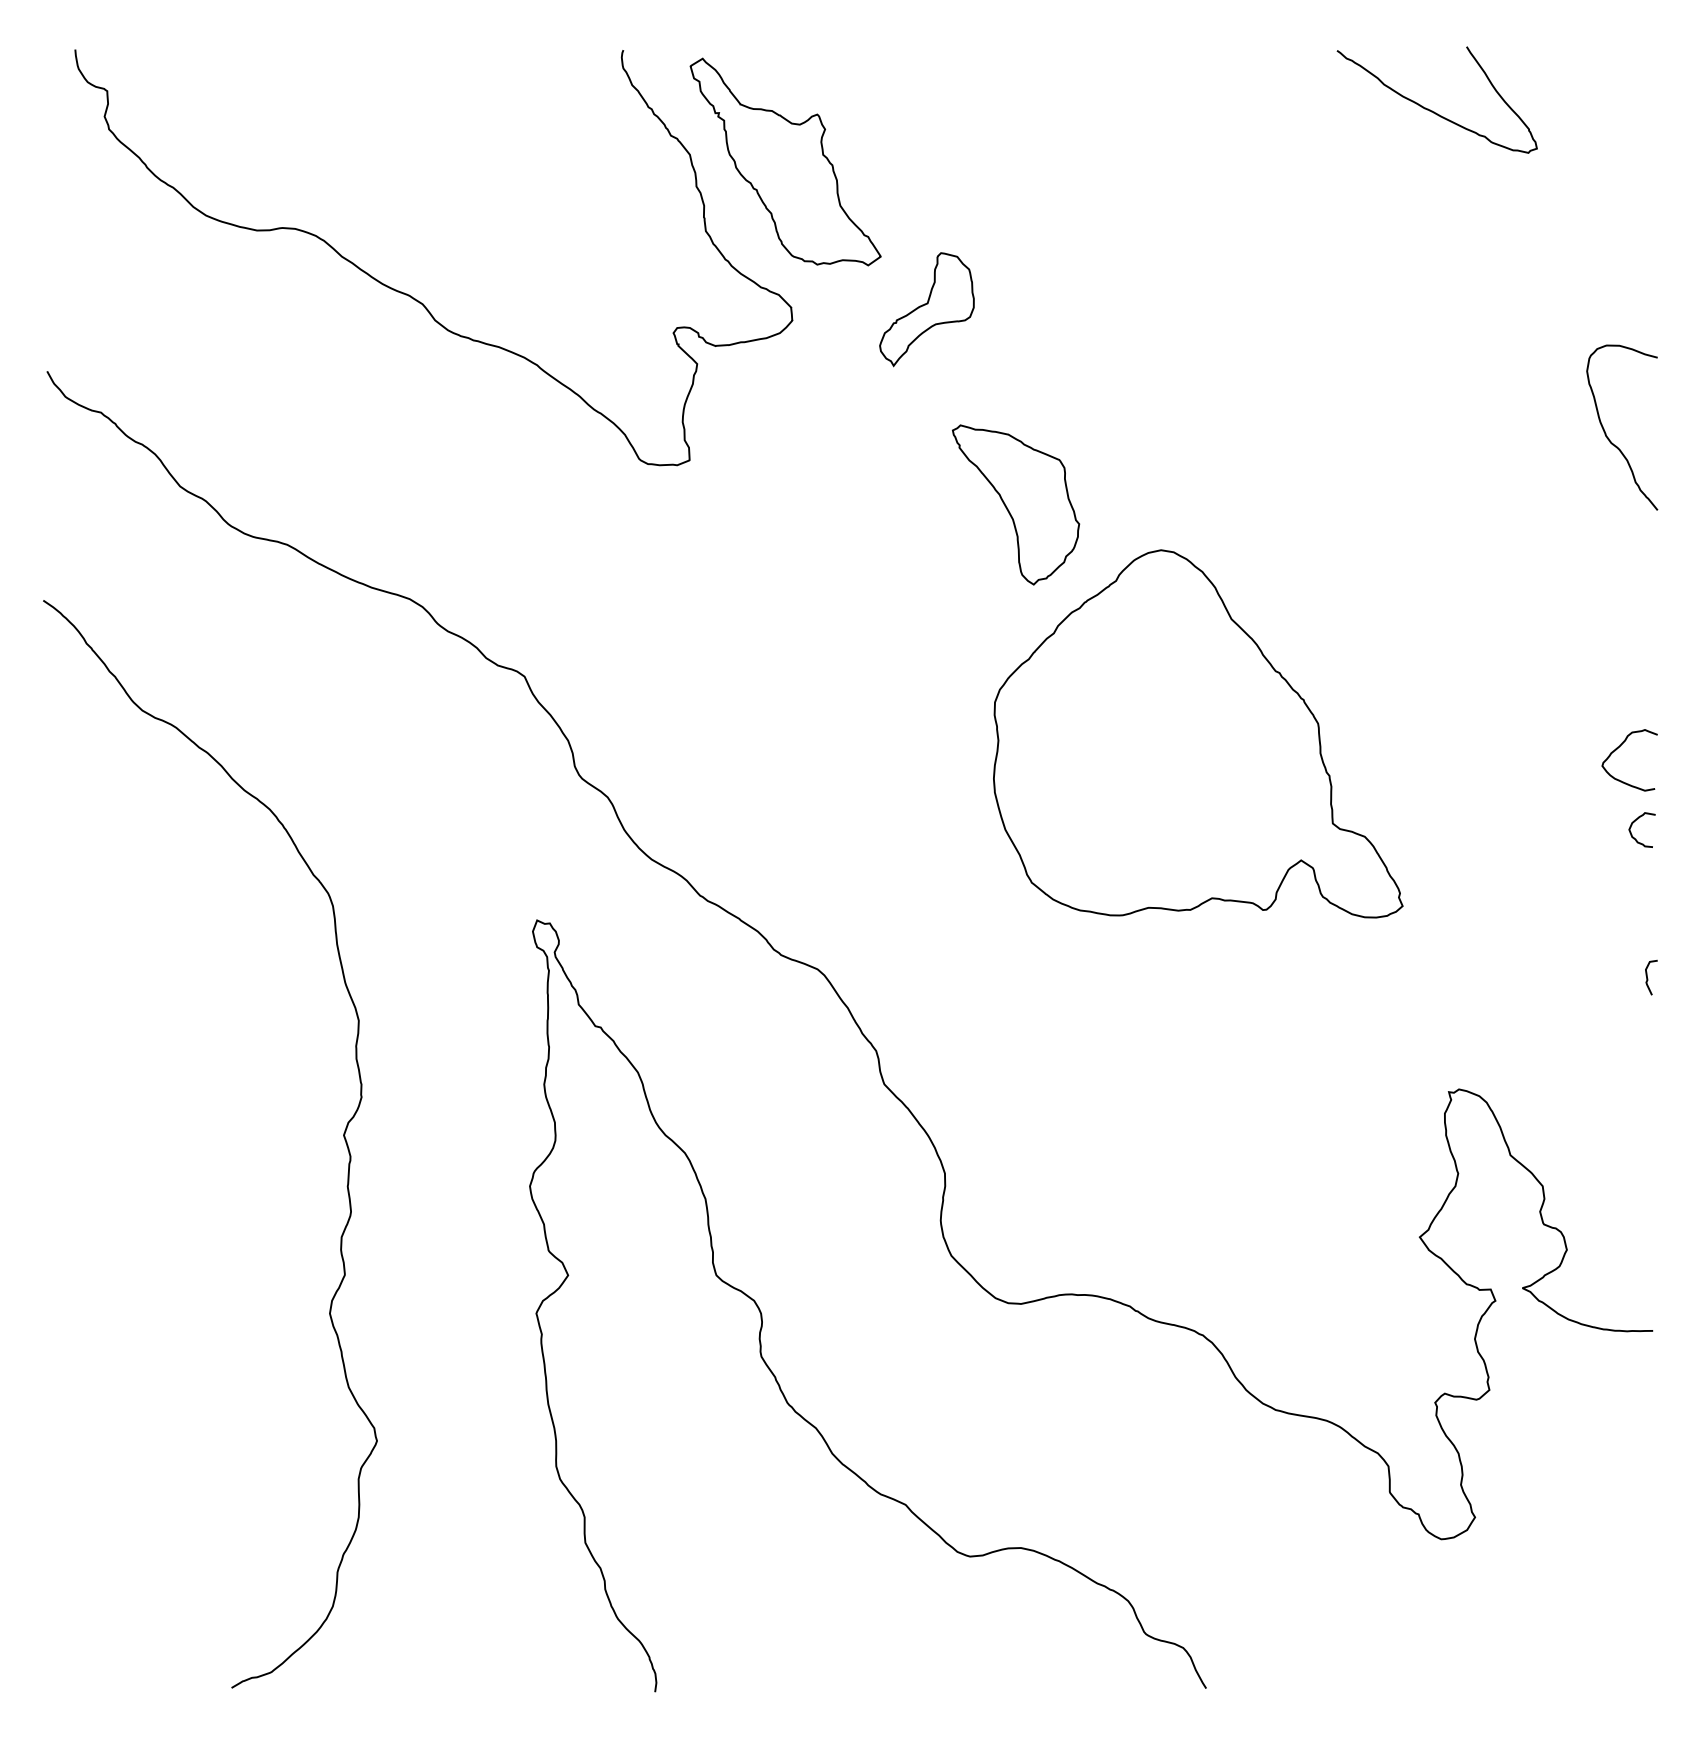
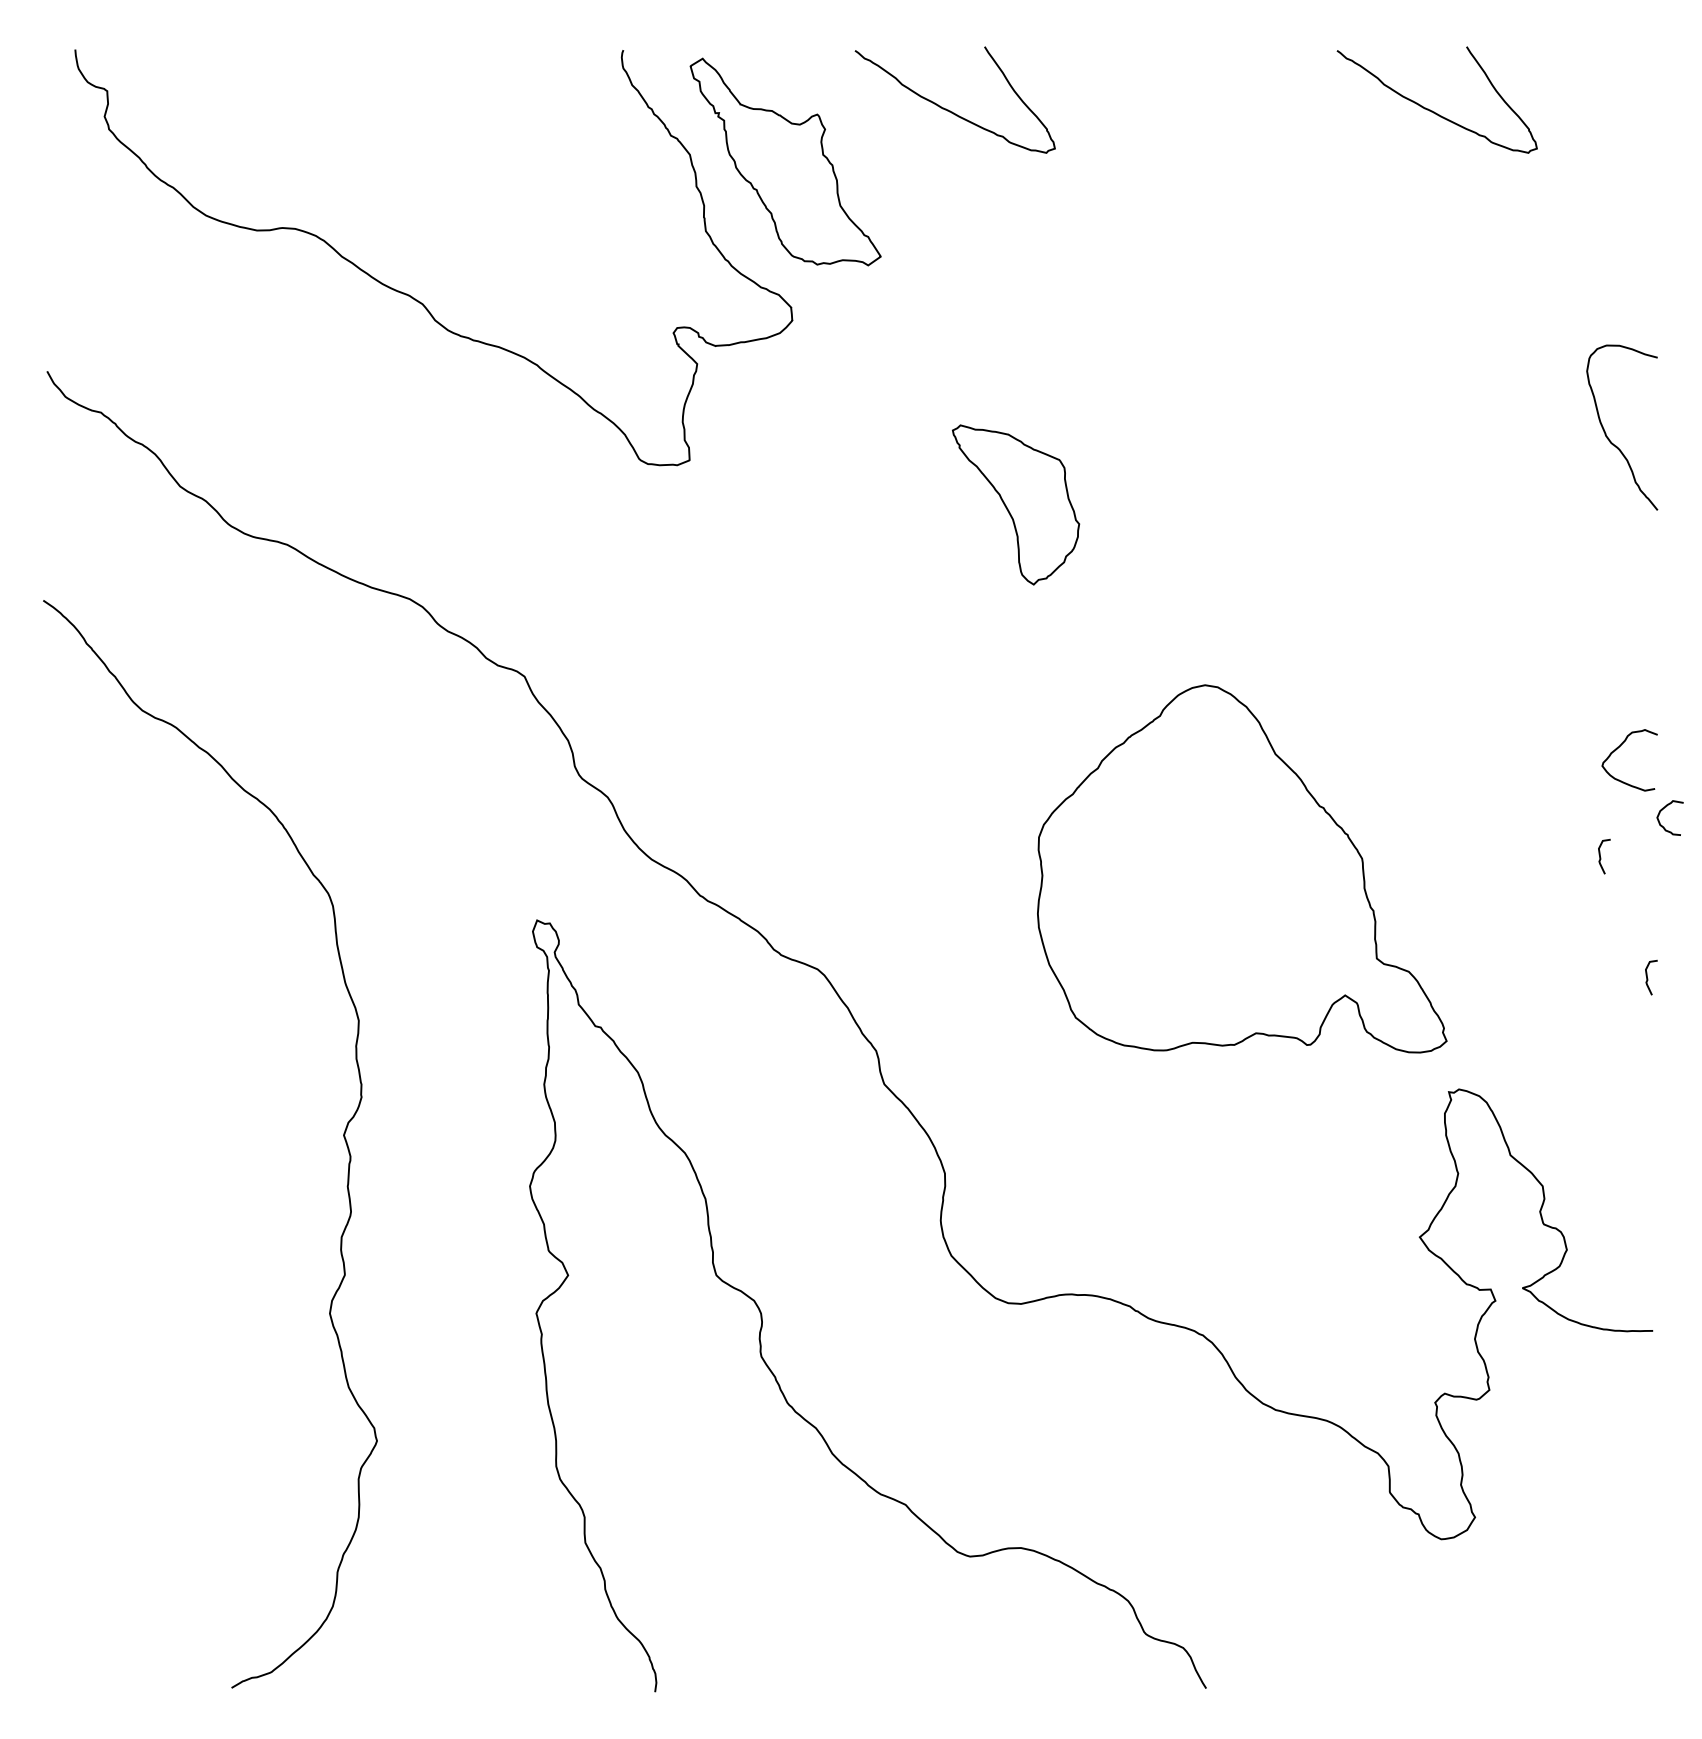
curve: none -> present (948, 109)
part: present -> none (926, 309)
part position: (1198, 733) -> (1242, 868) (1242, 868)
curve position: (1632, 825) -> (1660, 813) (1660, 813)
curve: none -> present (1601, 857)
